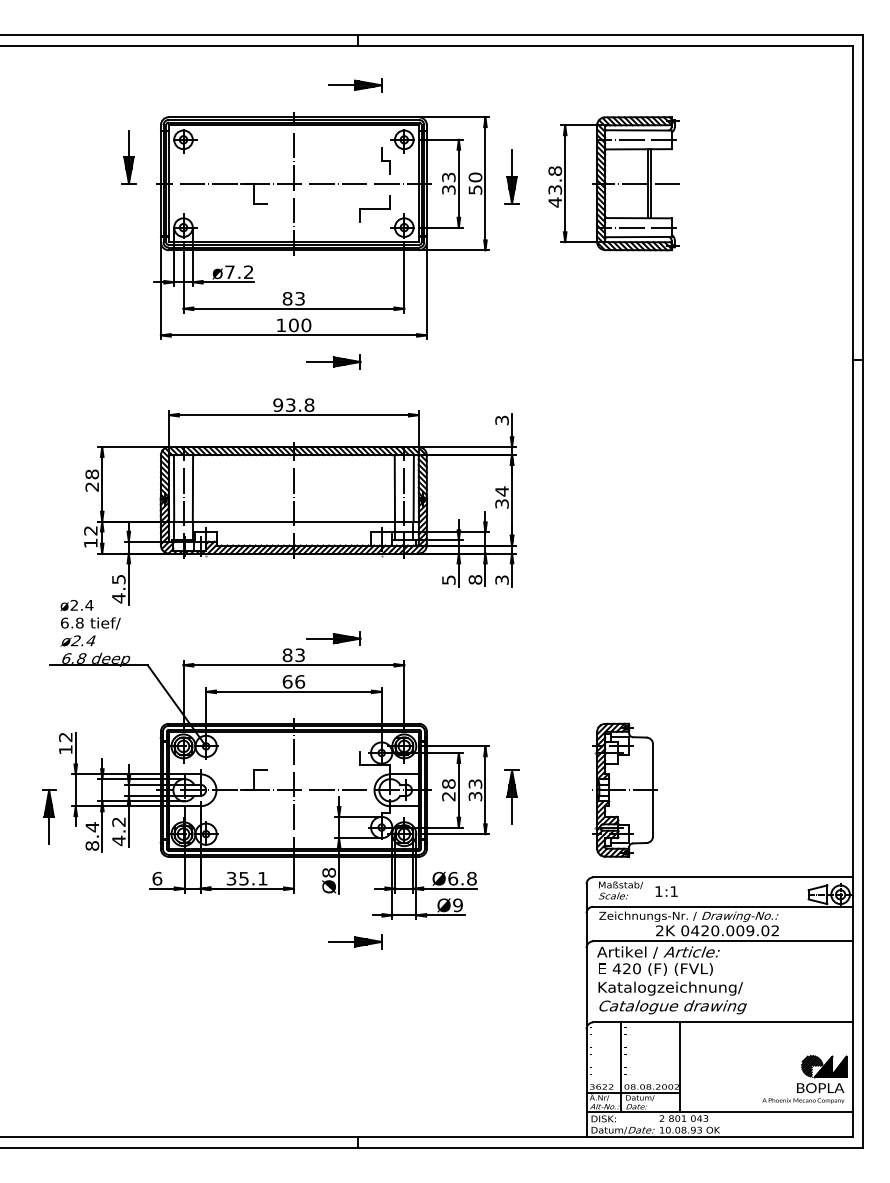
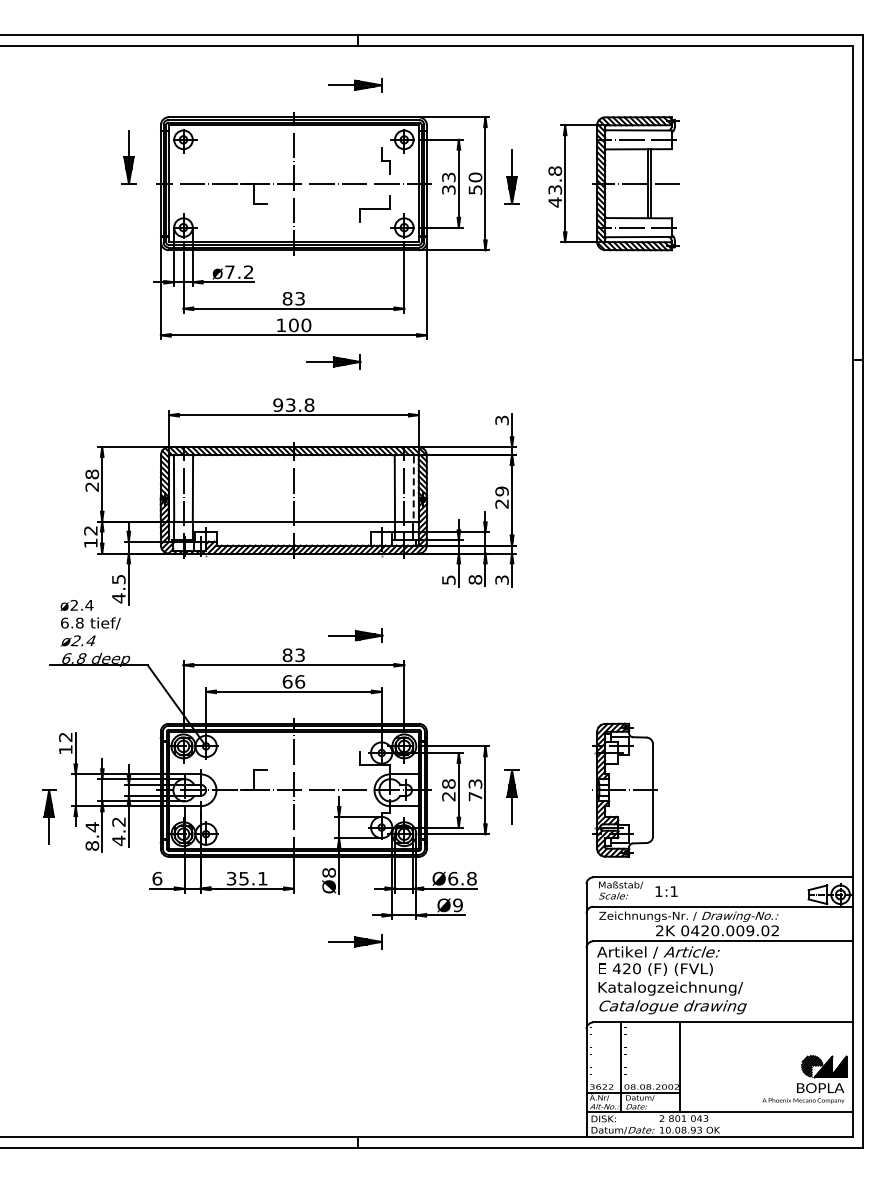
line: solid -> dashed (413, 489)
text: 34 -> 29 (501, 497)
part position: (333, 638) -> (355, 635) (355, 635)
text: 33 -> 73 (475, 796)
